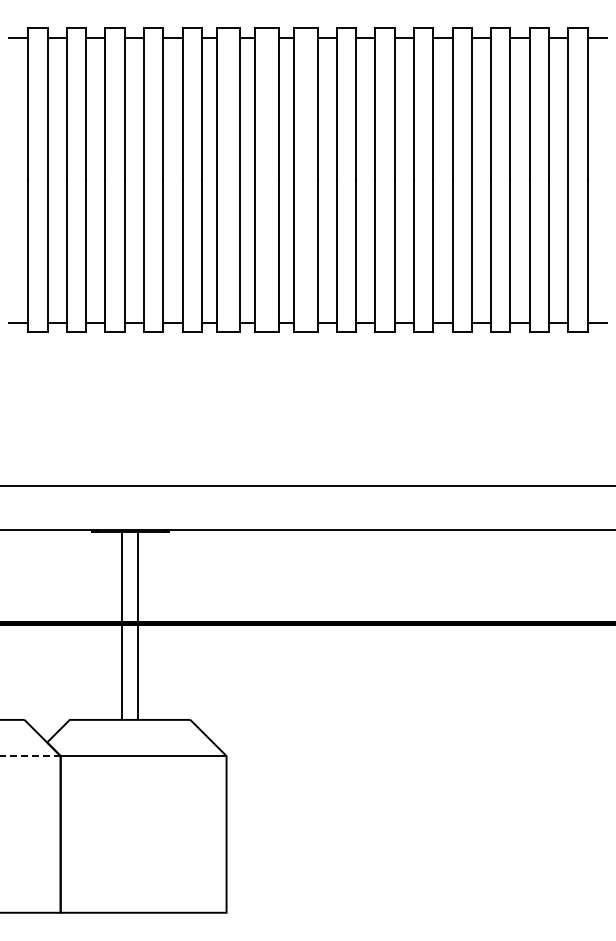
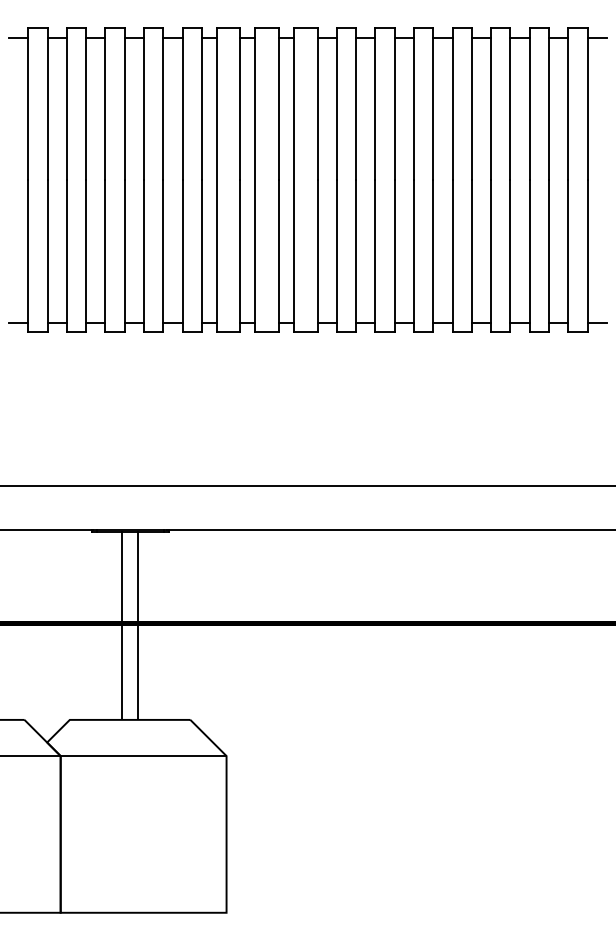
line: dashed -> solid (30, 756)
